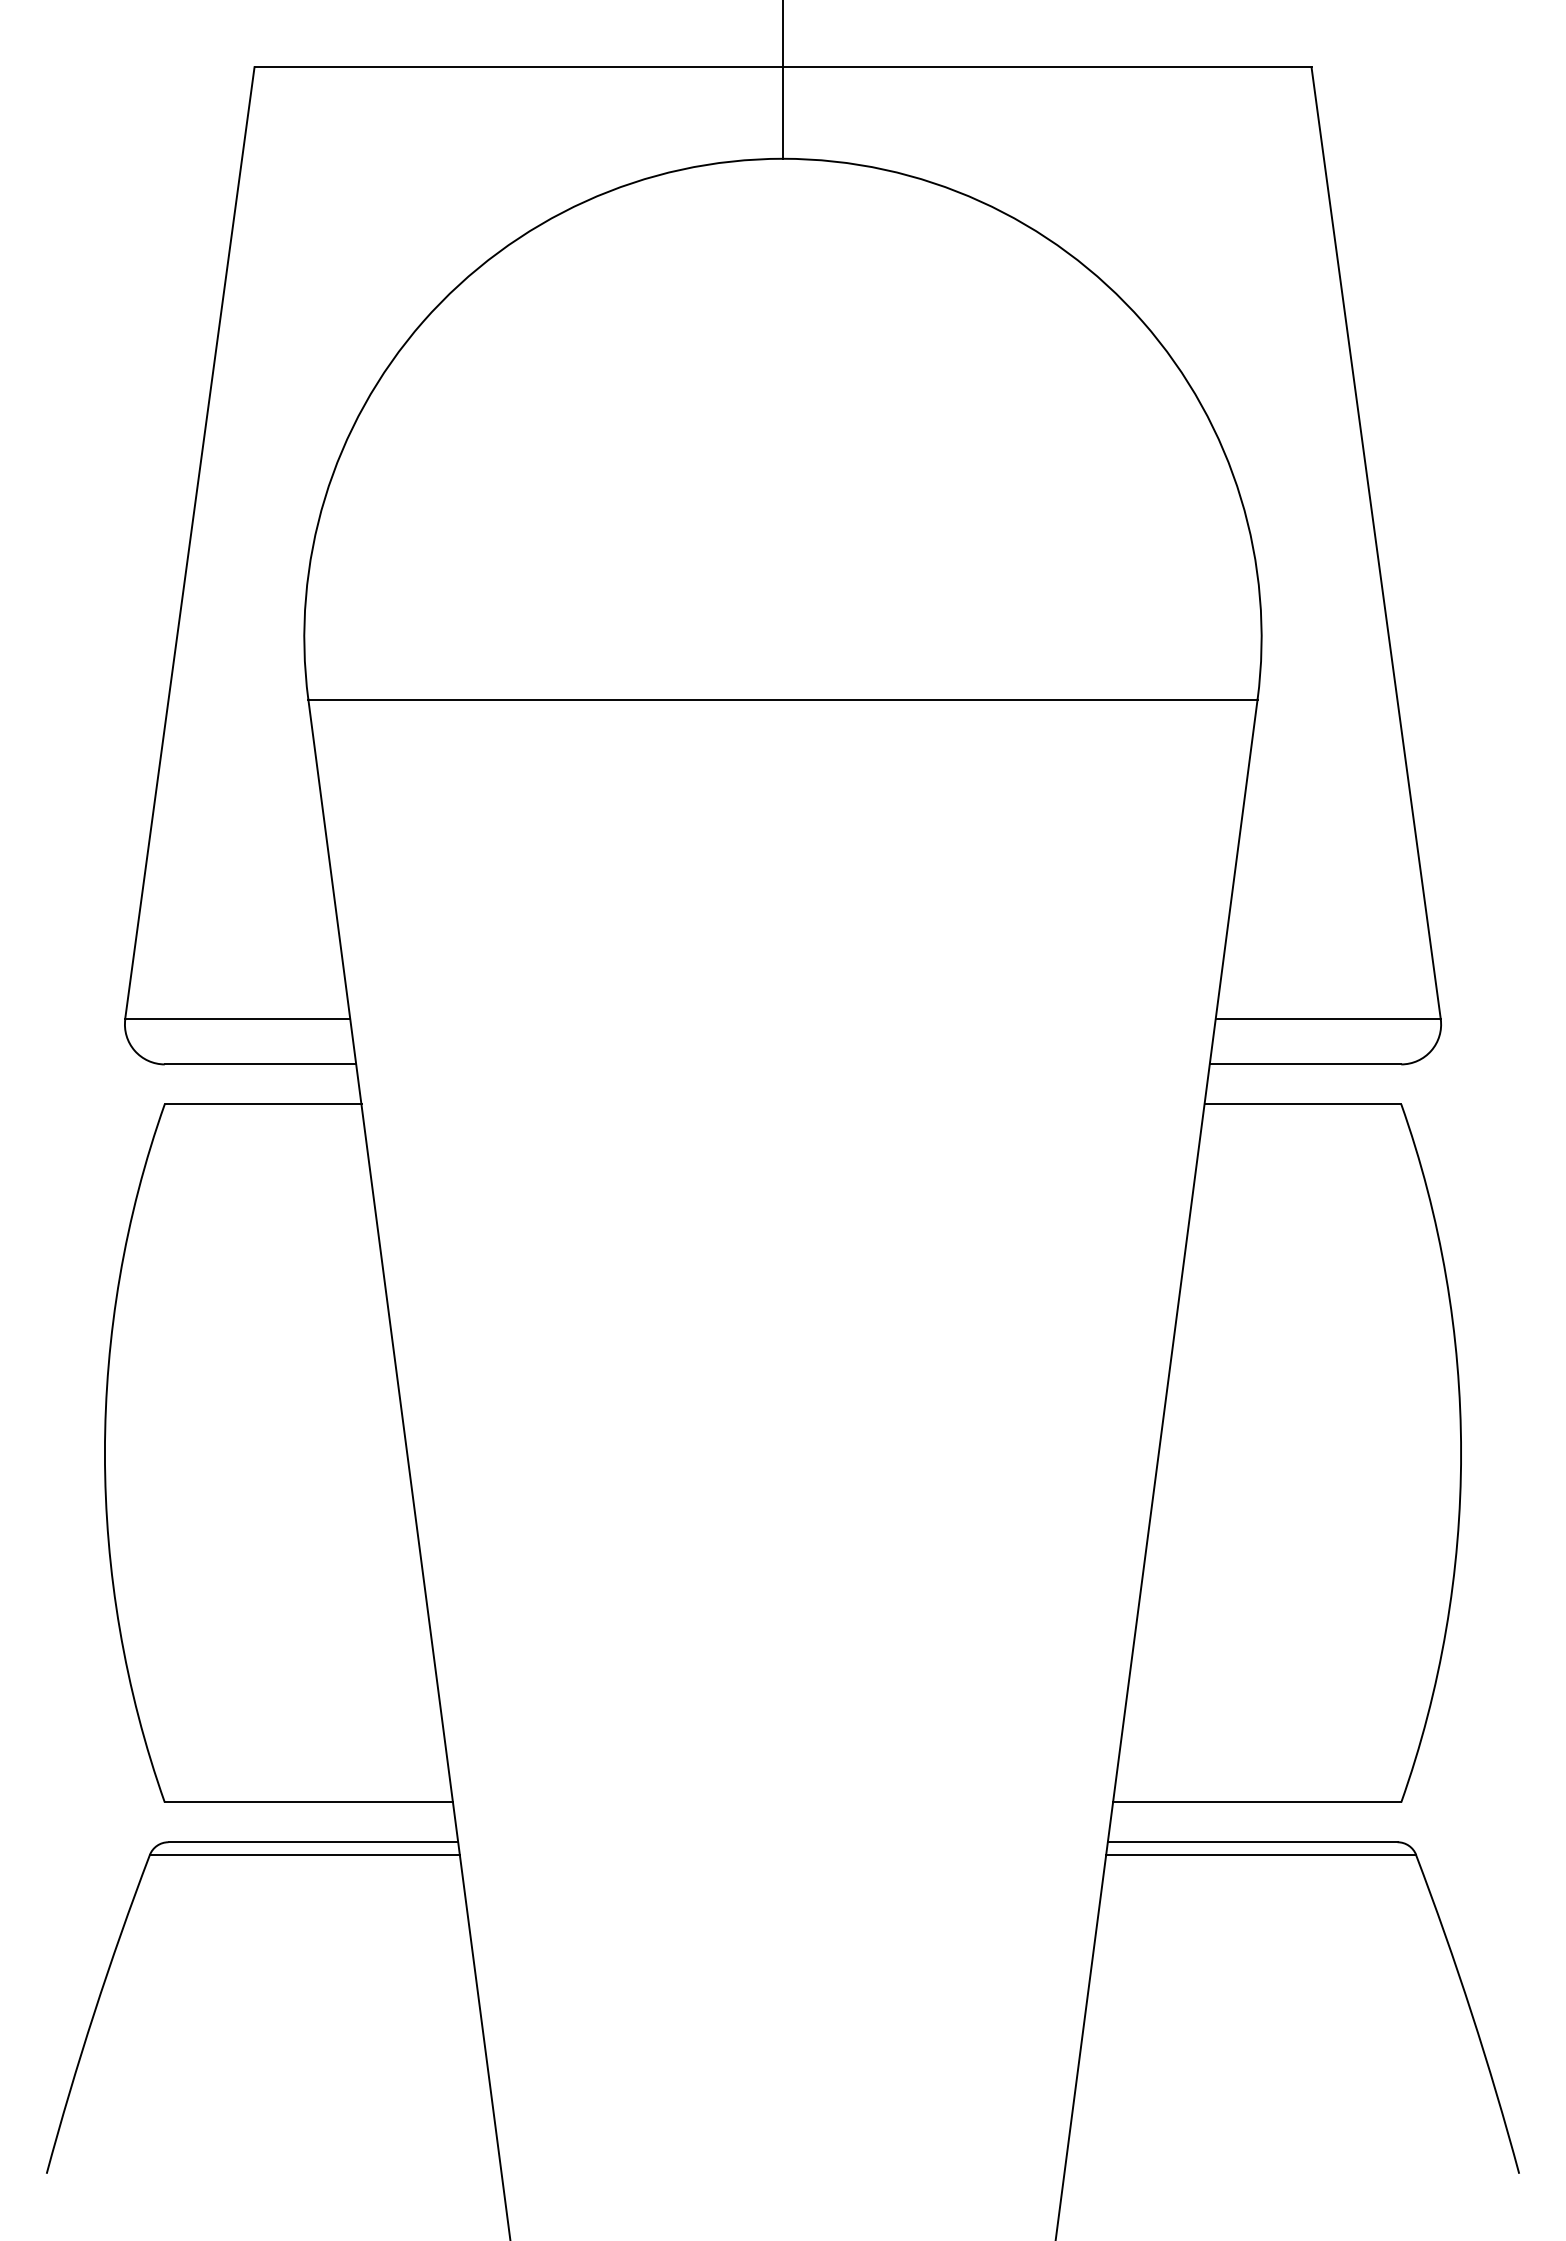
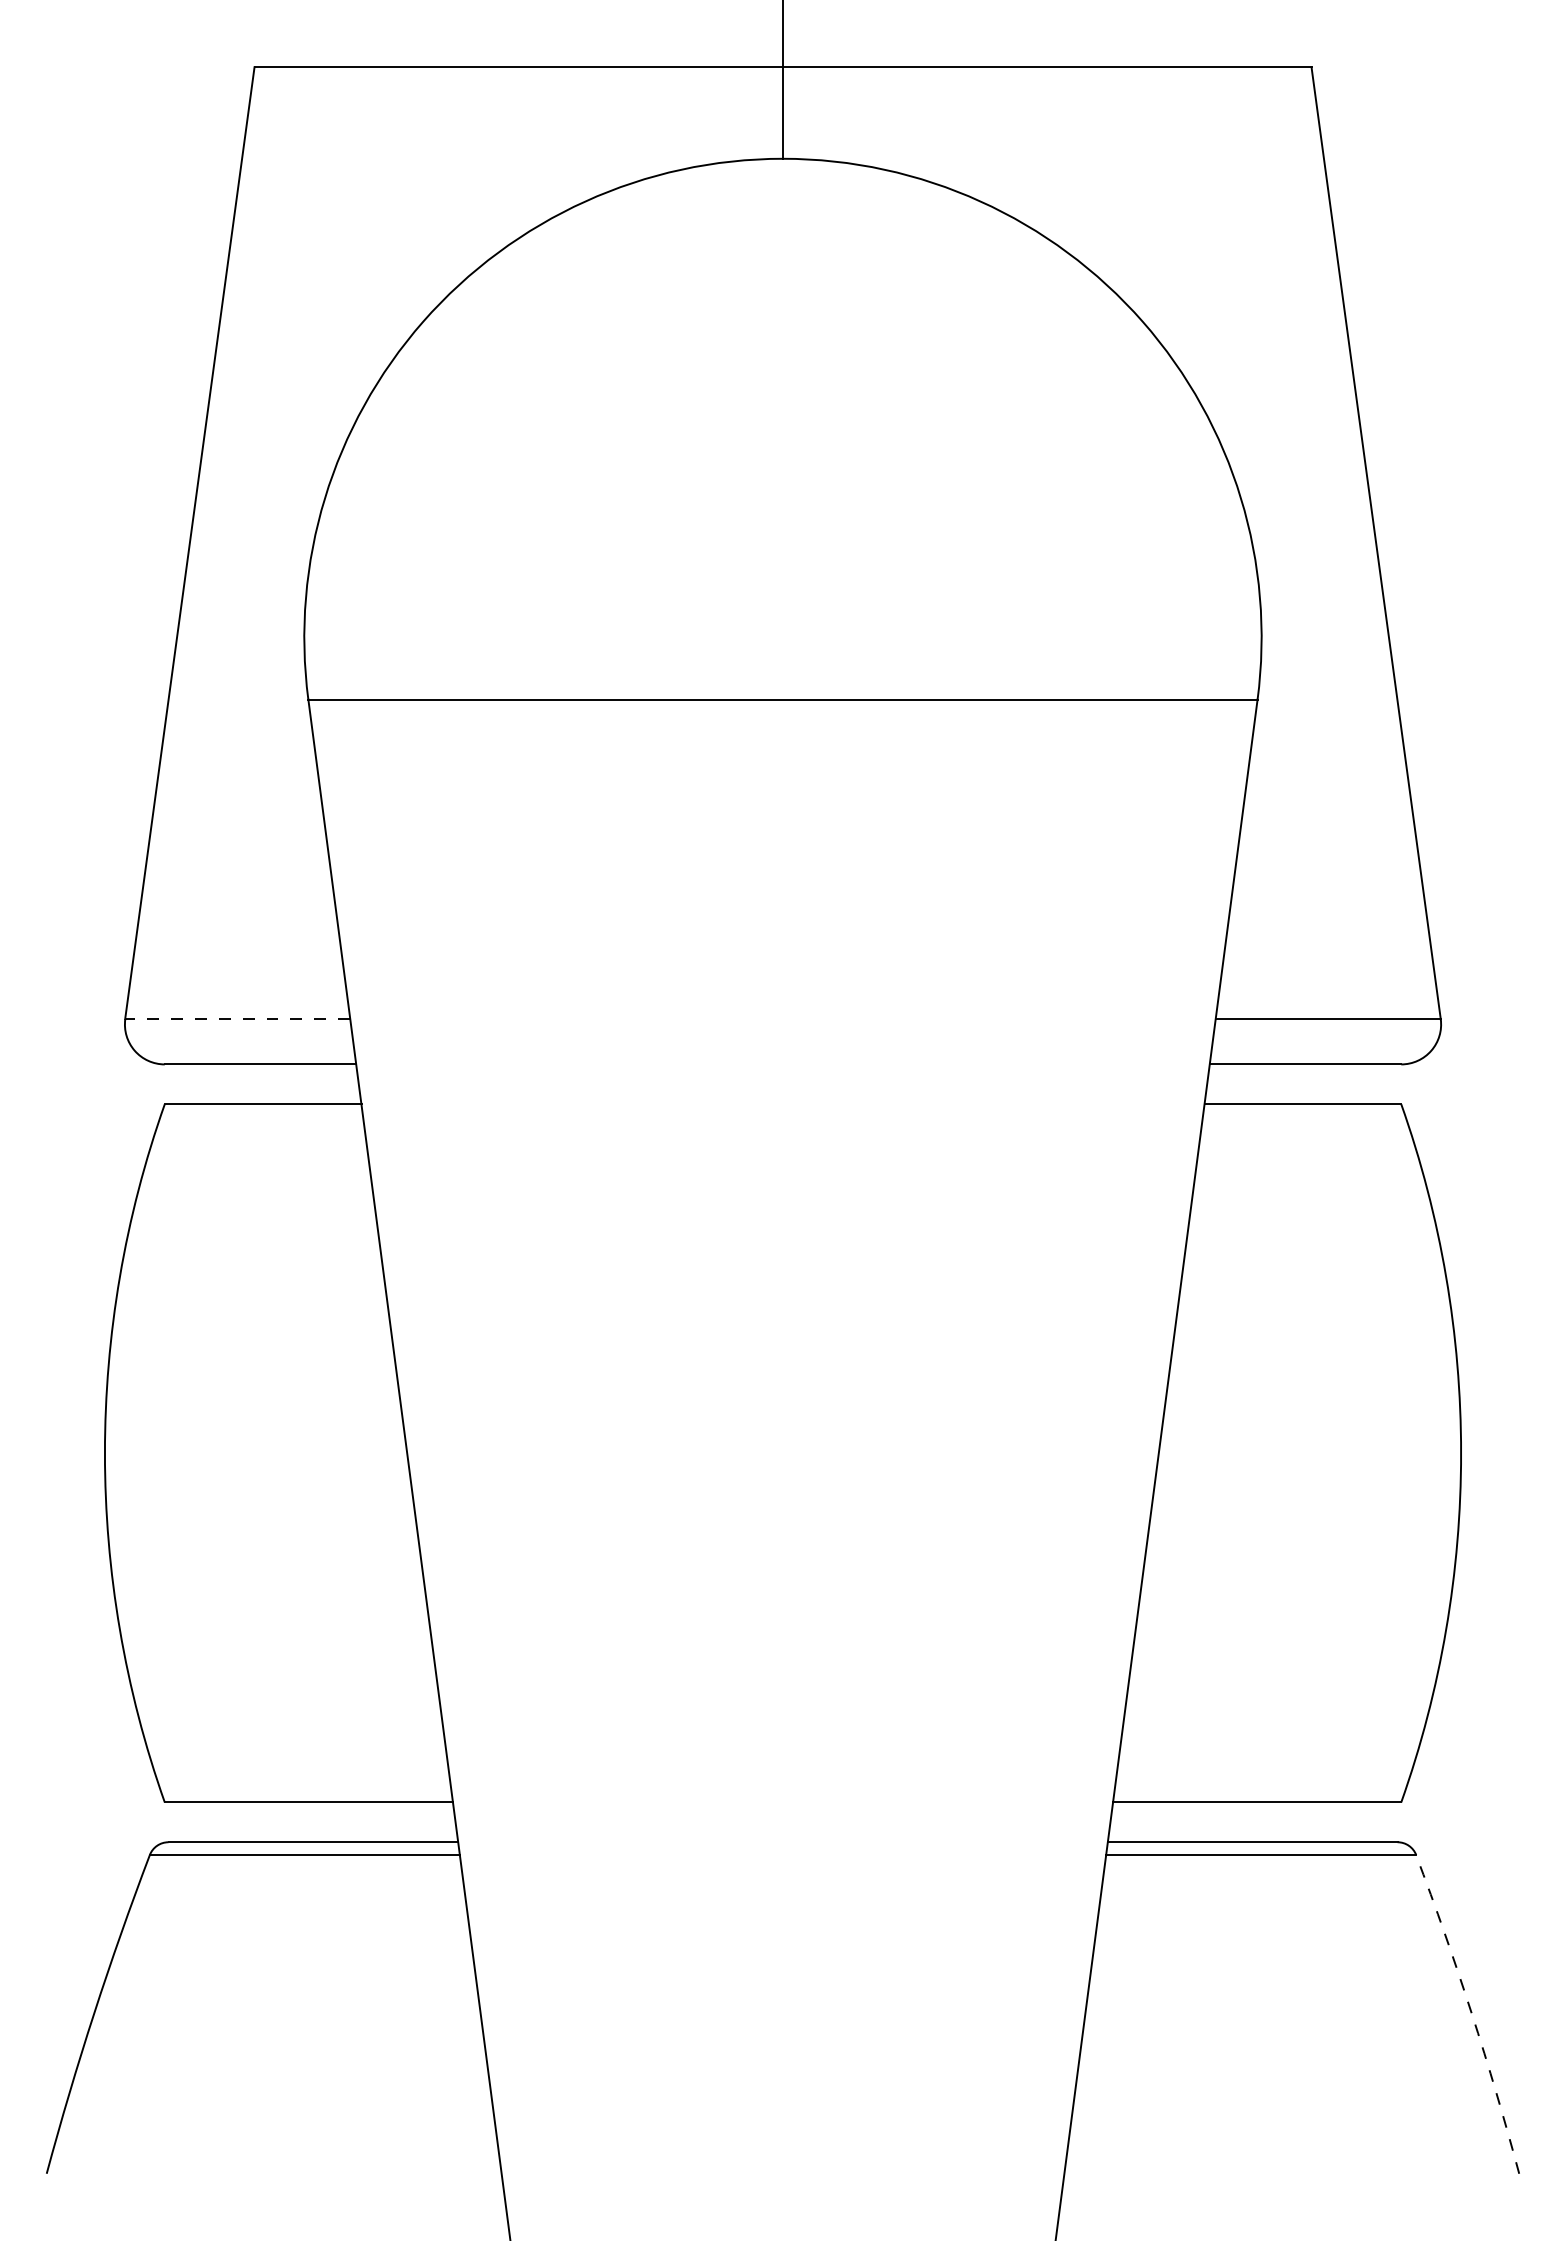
line: solid -> dashed (237, 1019)
arc: solid -> dashed (1471, 2013)
